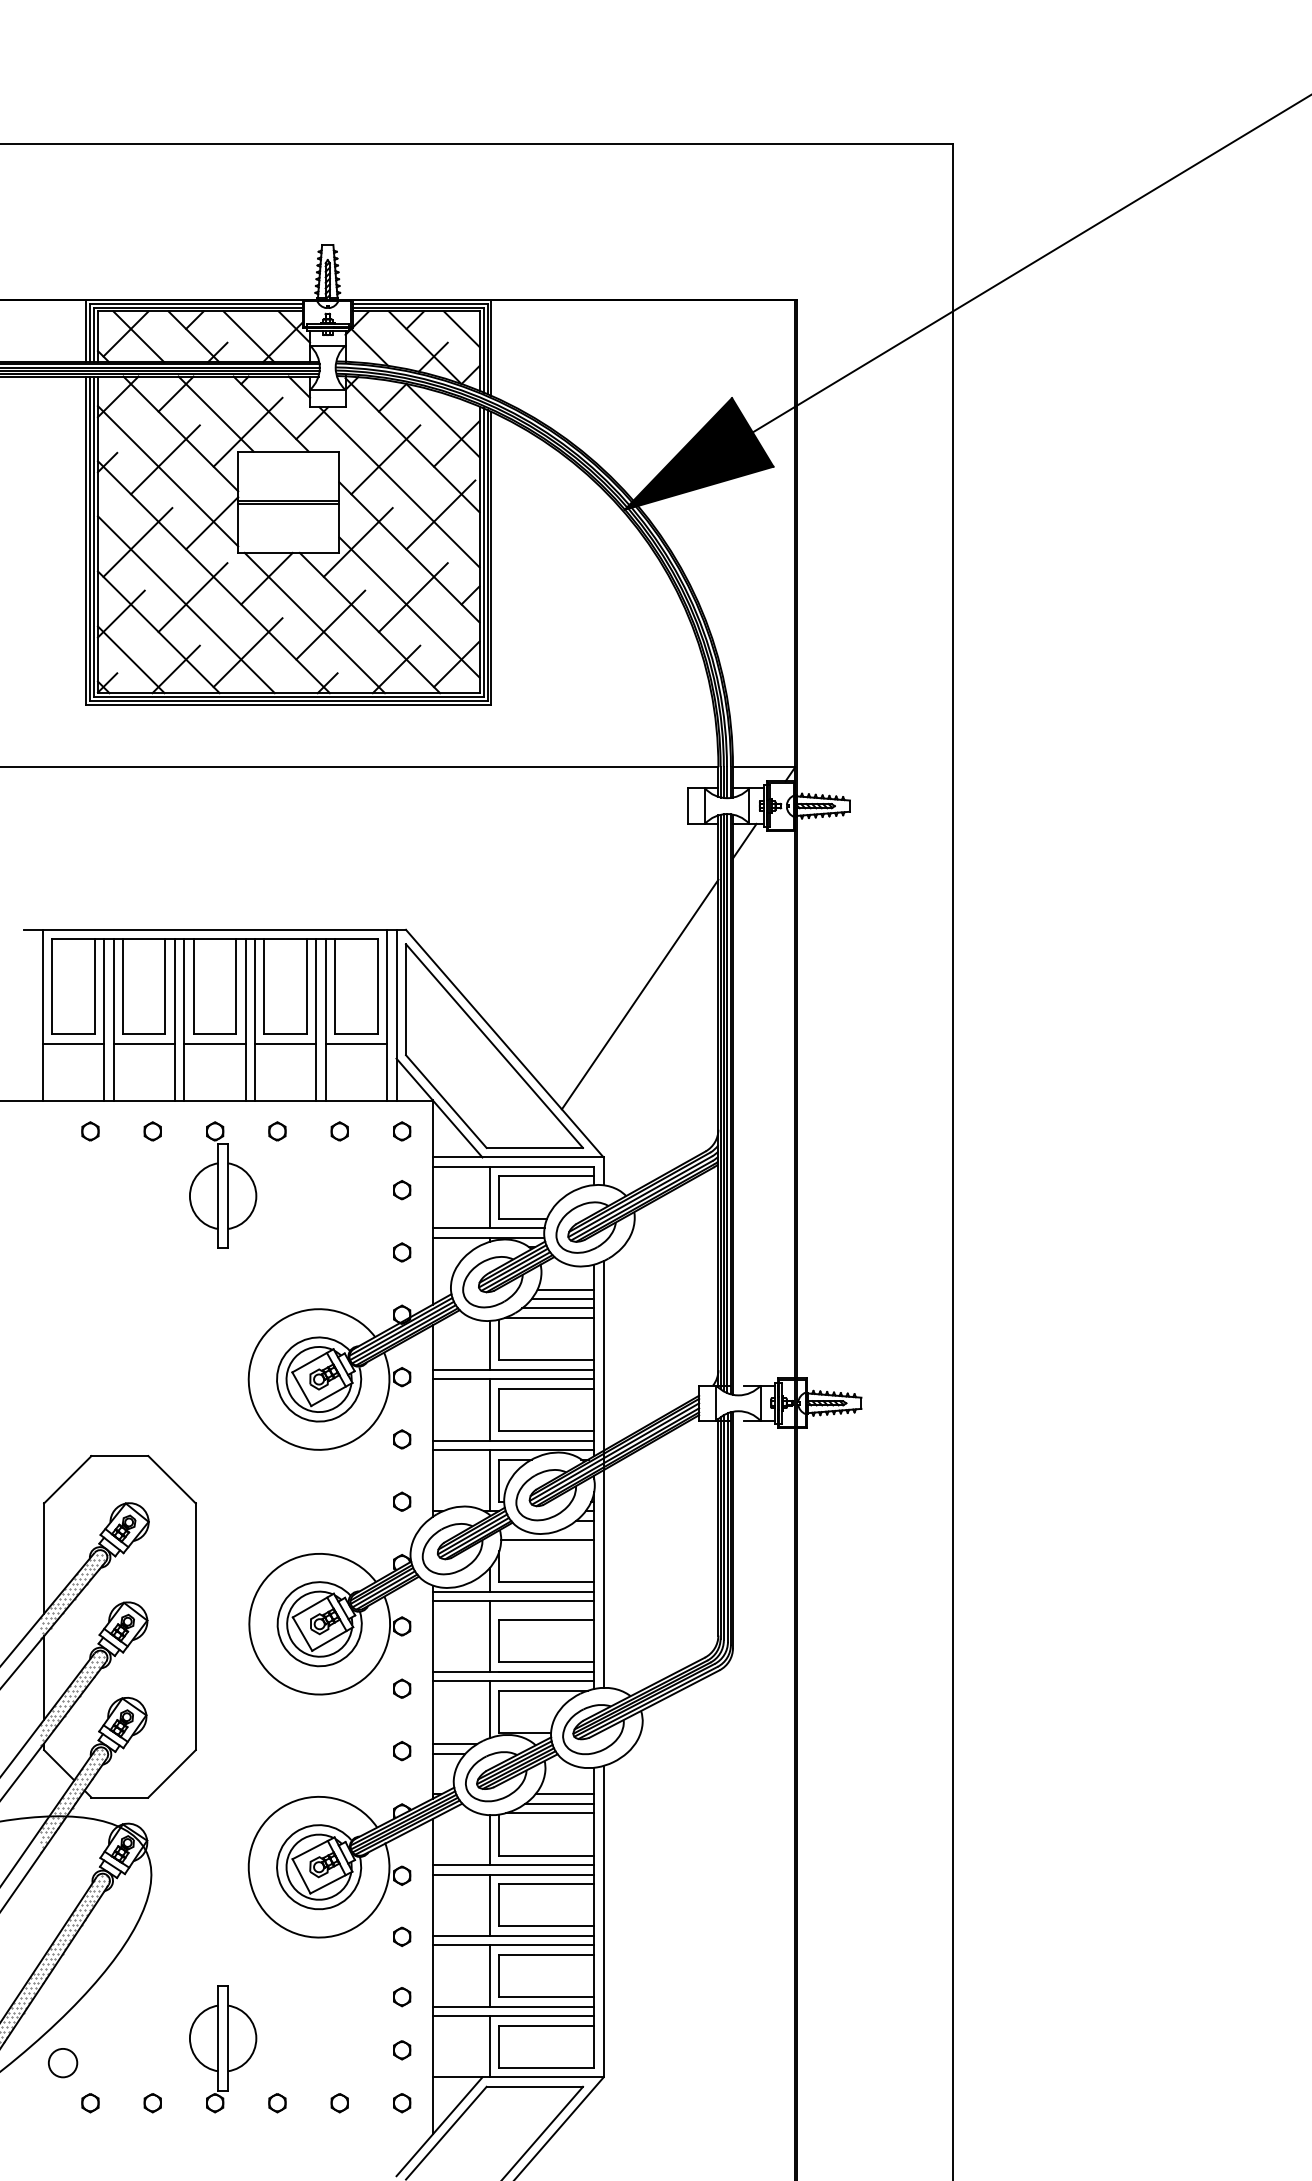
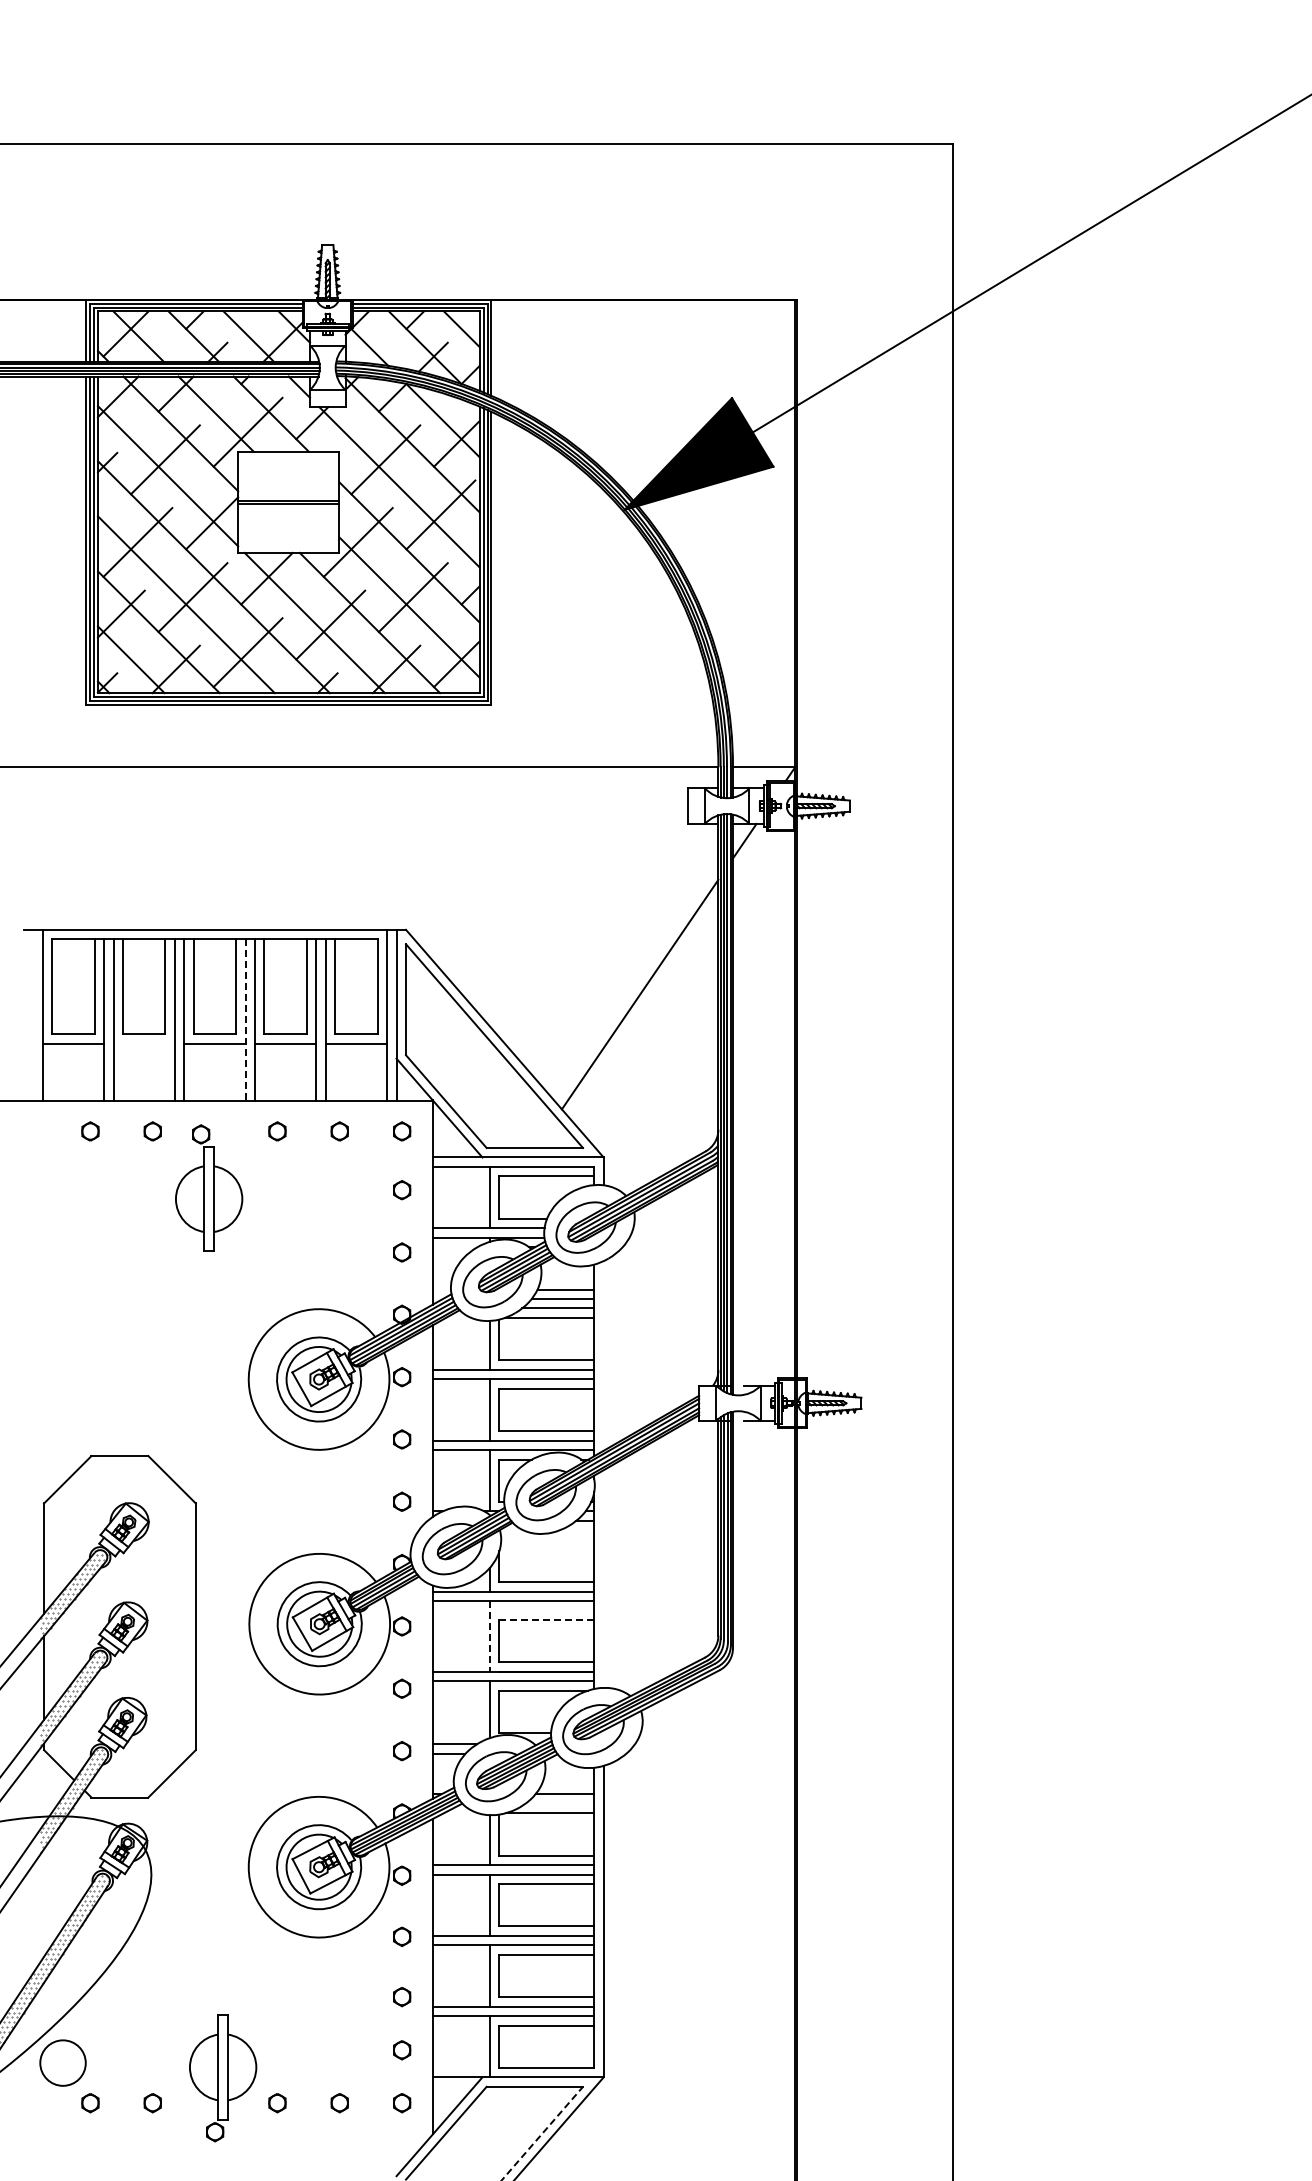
line: solid -> dashed (245, 1019)
line: present -> none (143, 1043)
part position: (223, 1184) -> (209, 1187) (209, 1187)
line: present -> none (603, 1474)
line: present -> none (547, 1539)
line: solid -> dashed (546, 1619)
line: solid -> dashed (489, 1636)
line: present -> none (559, 1803)
part position: (223, 2049) -> (223, 2078) (223, 2078)
circle diameter: 28 px -> 45 px (62, 2062)
line: solid -> dashed (542, 2133)
